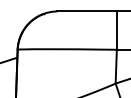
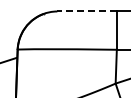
line: solid -> dashed (87, 11)
